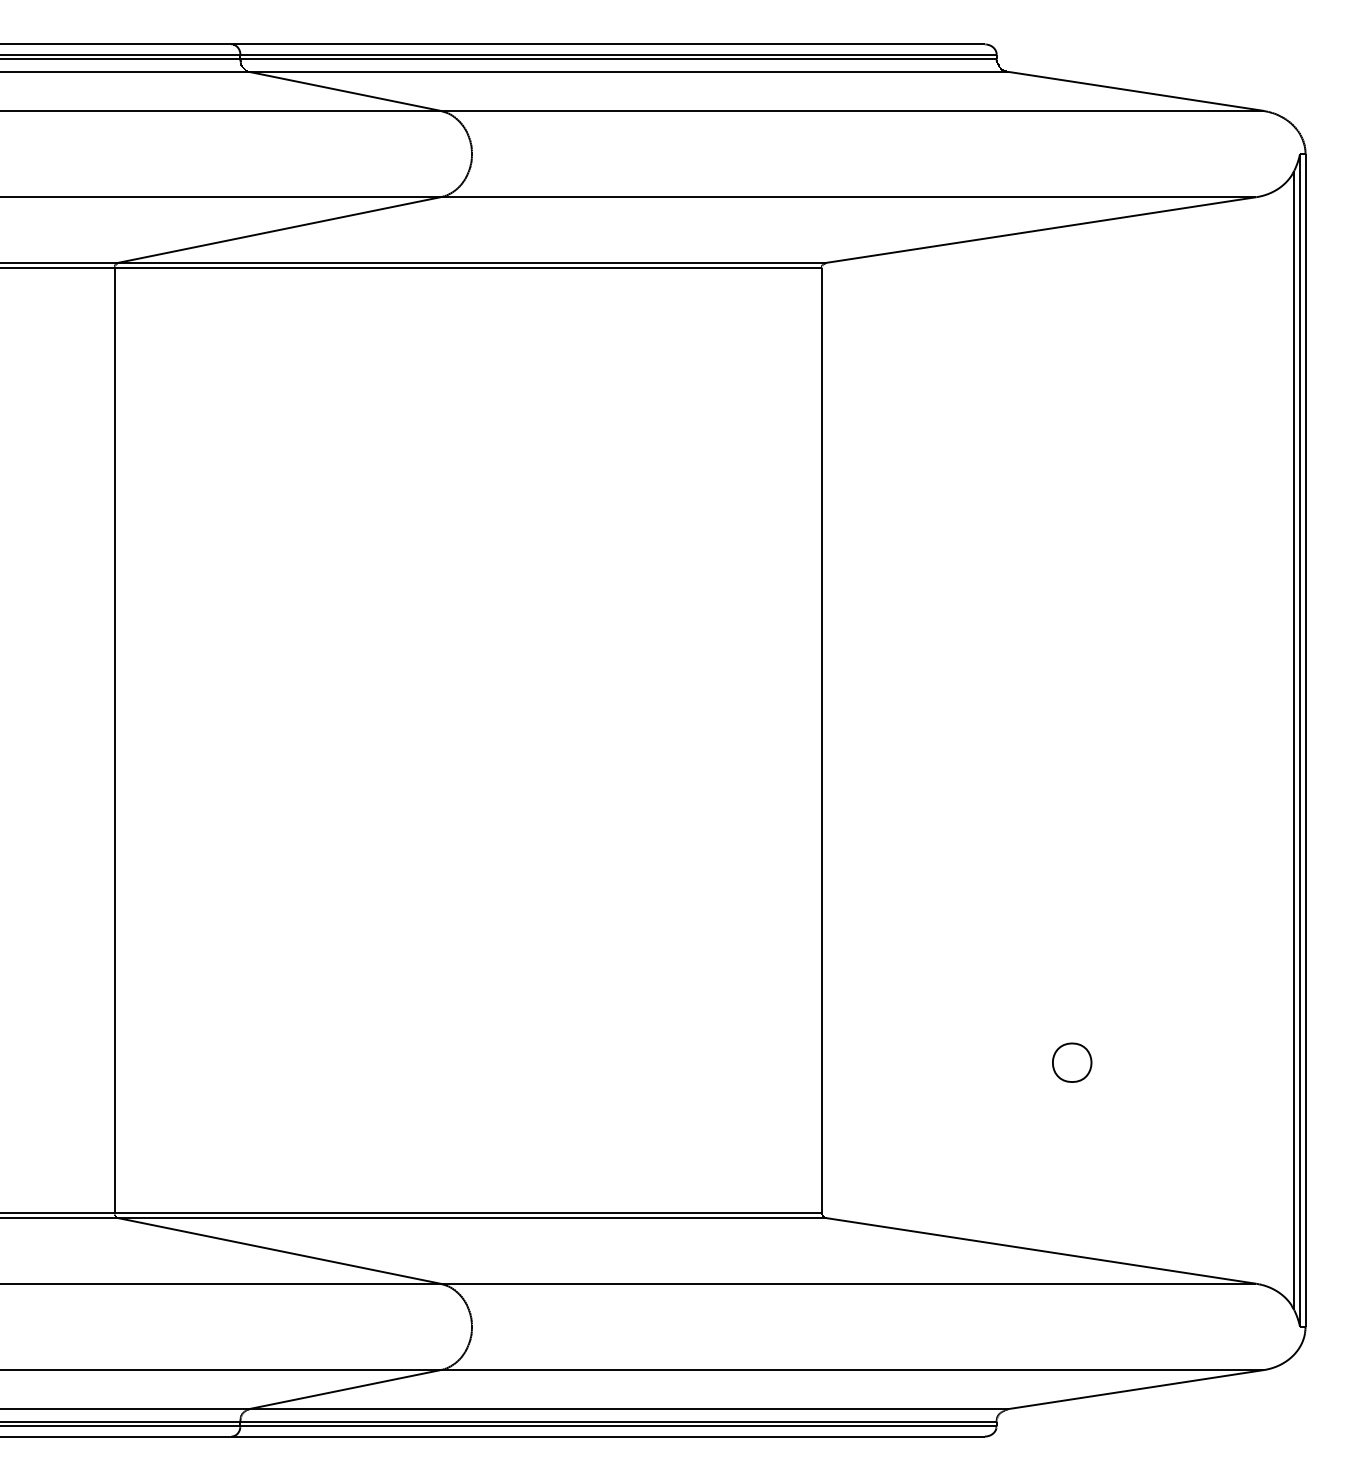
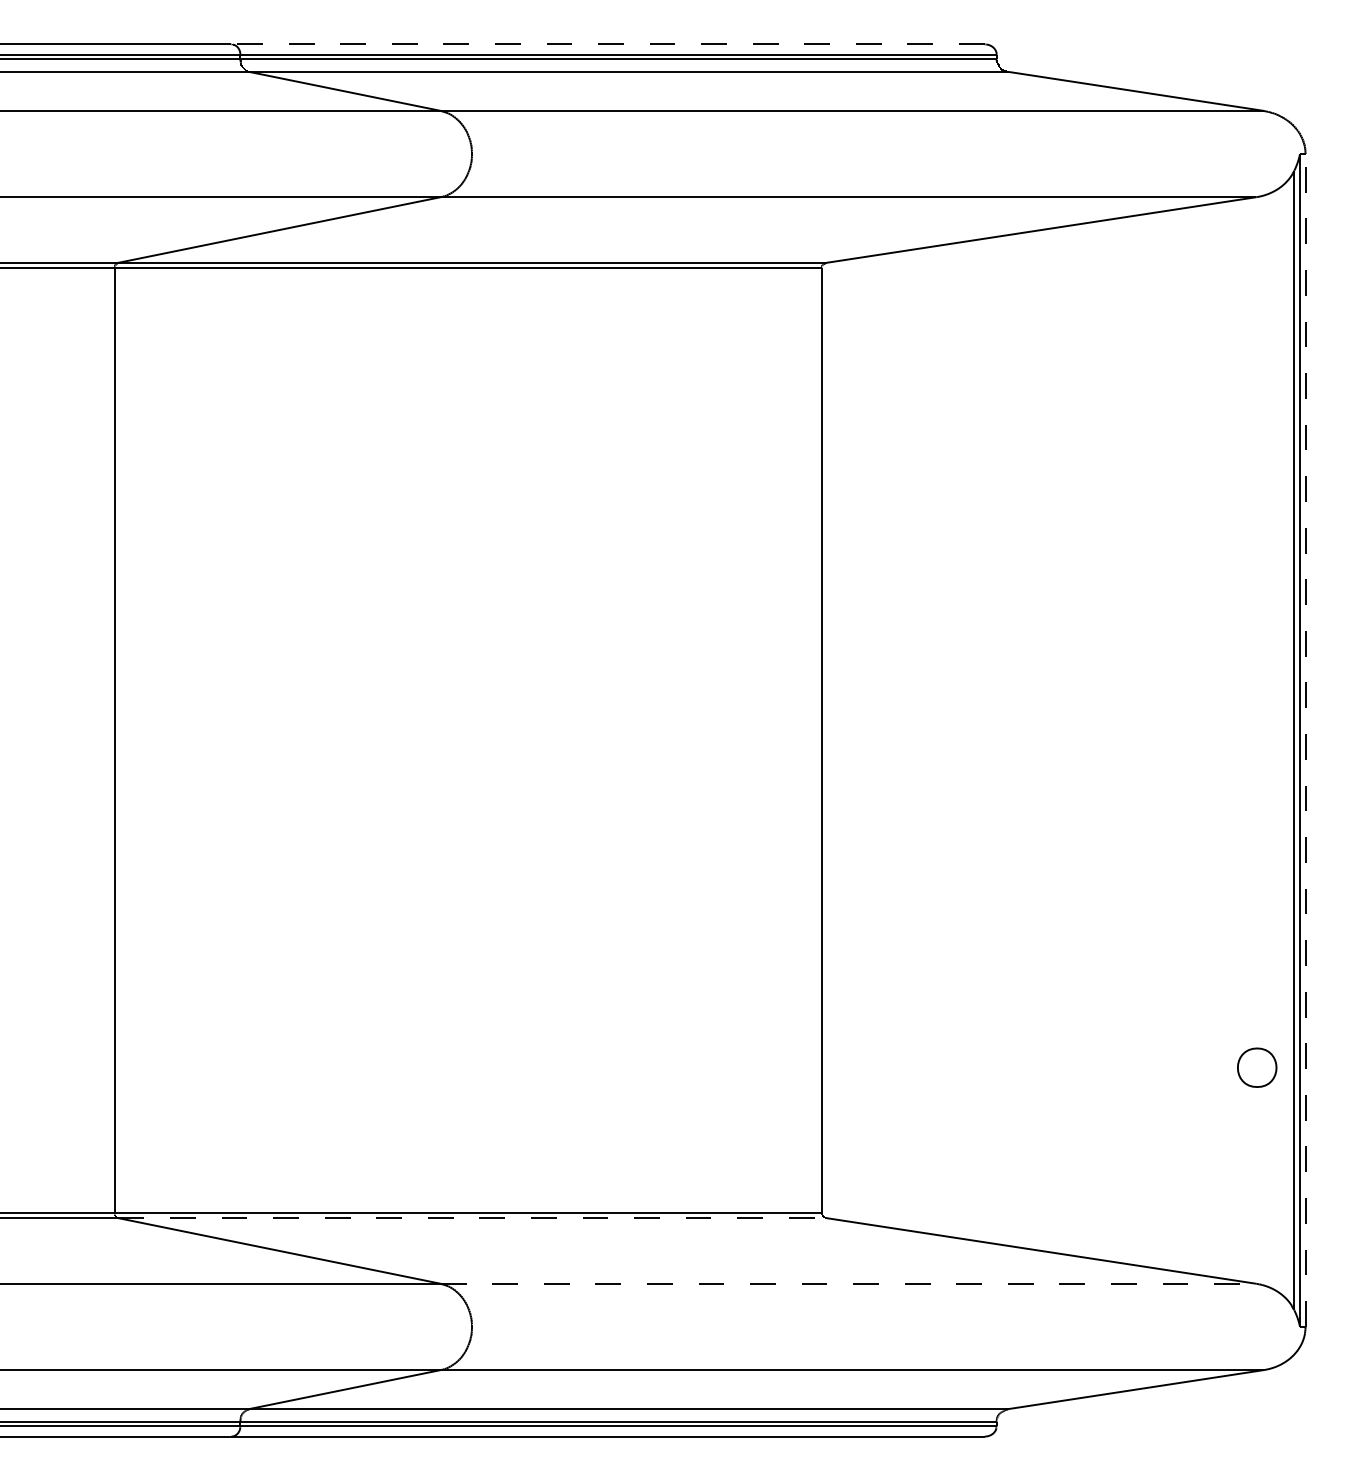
line: solid -> dashed (608, 44)
line: solid -> dashed (1305, 740)
part position: (1072, 1062) -> (1257, 1067) (1257, 1067)
line: solid -> dashed (473, 1218)
line: solid -> dashed (848, 1283)
